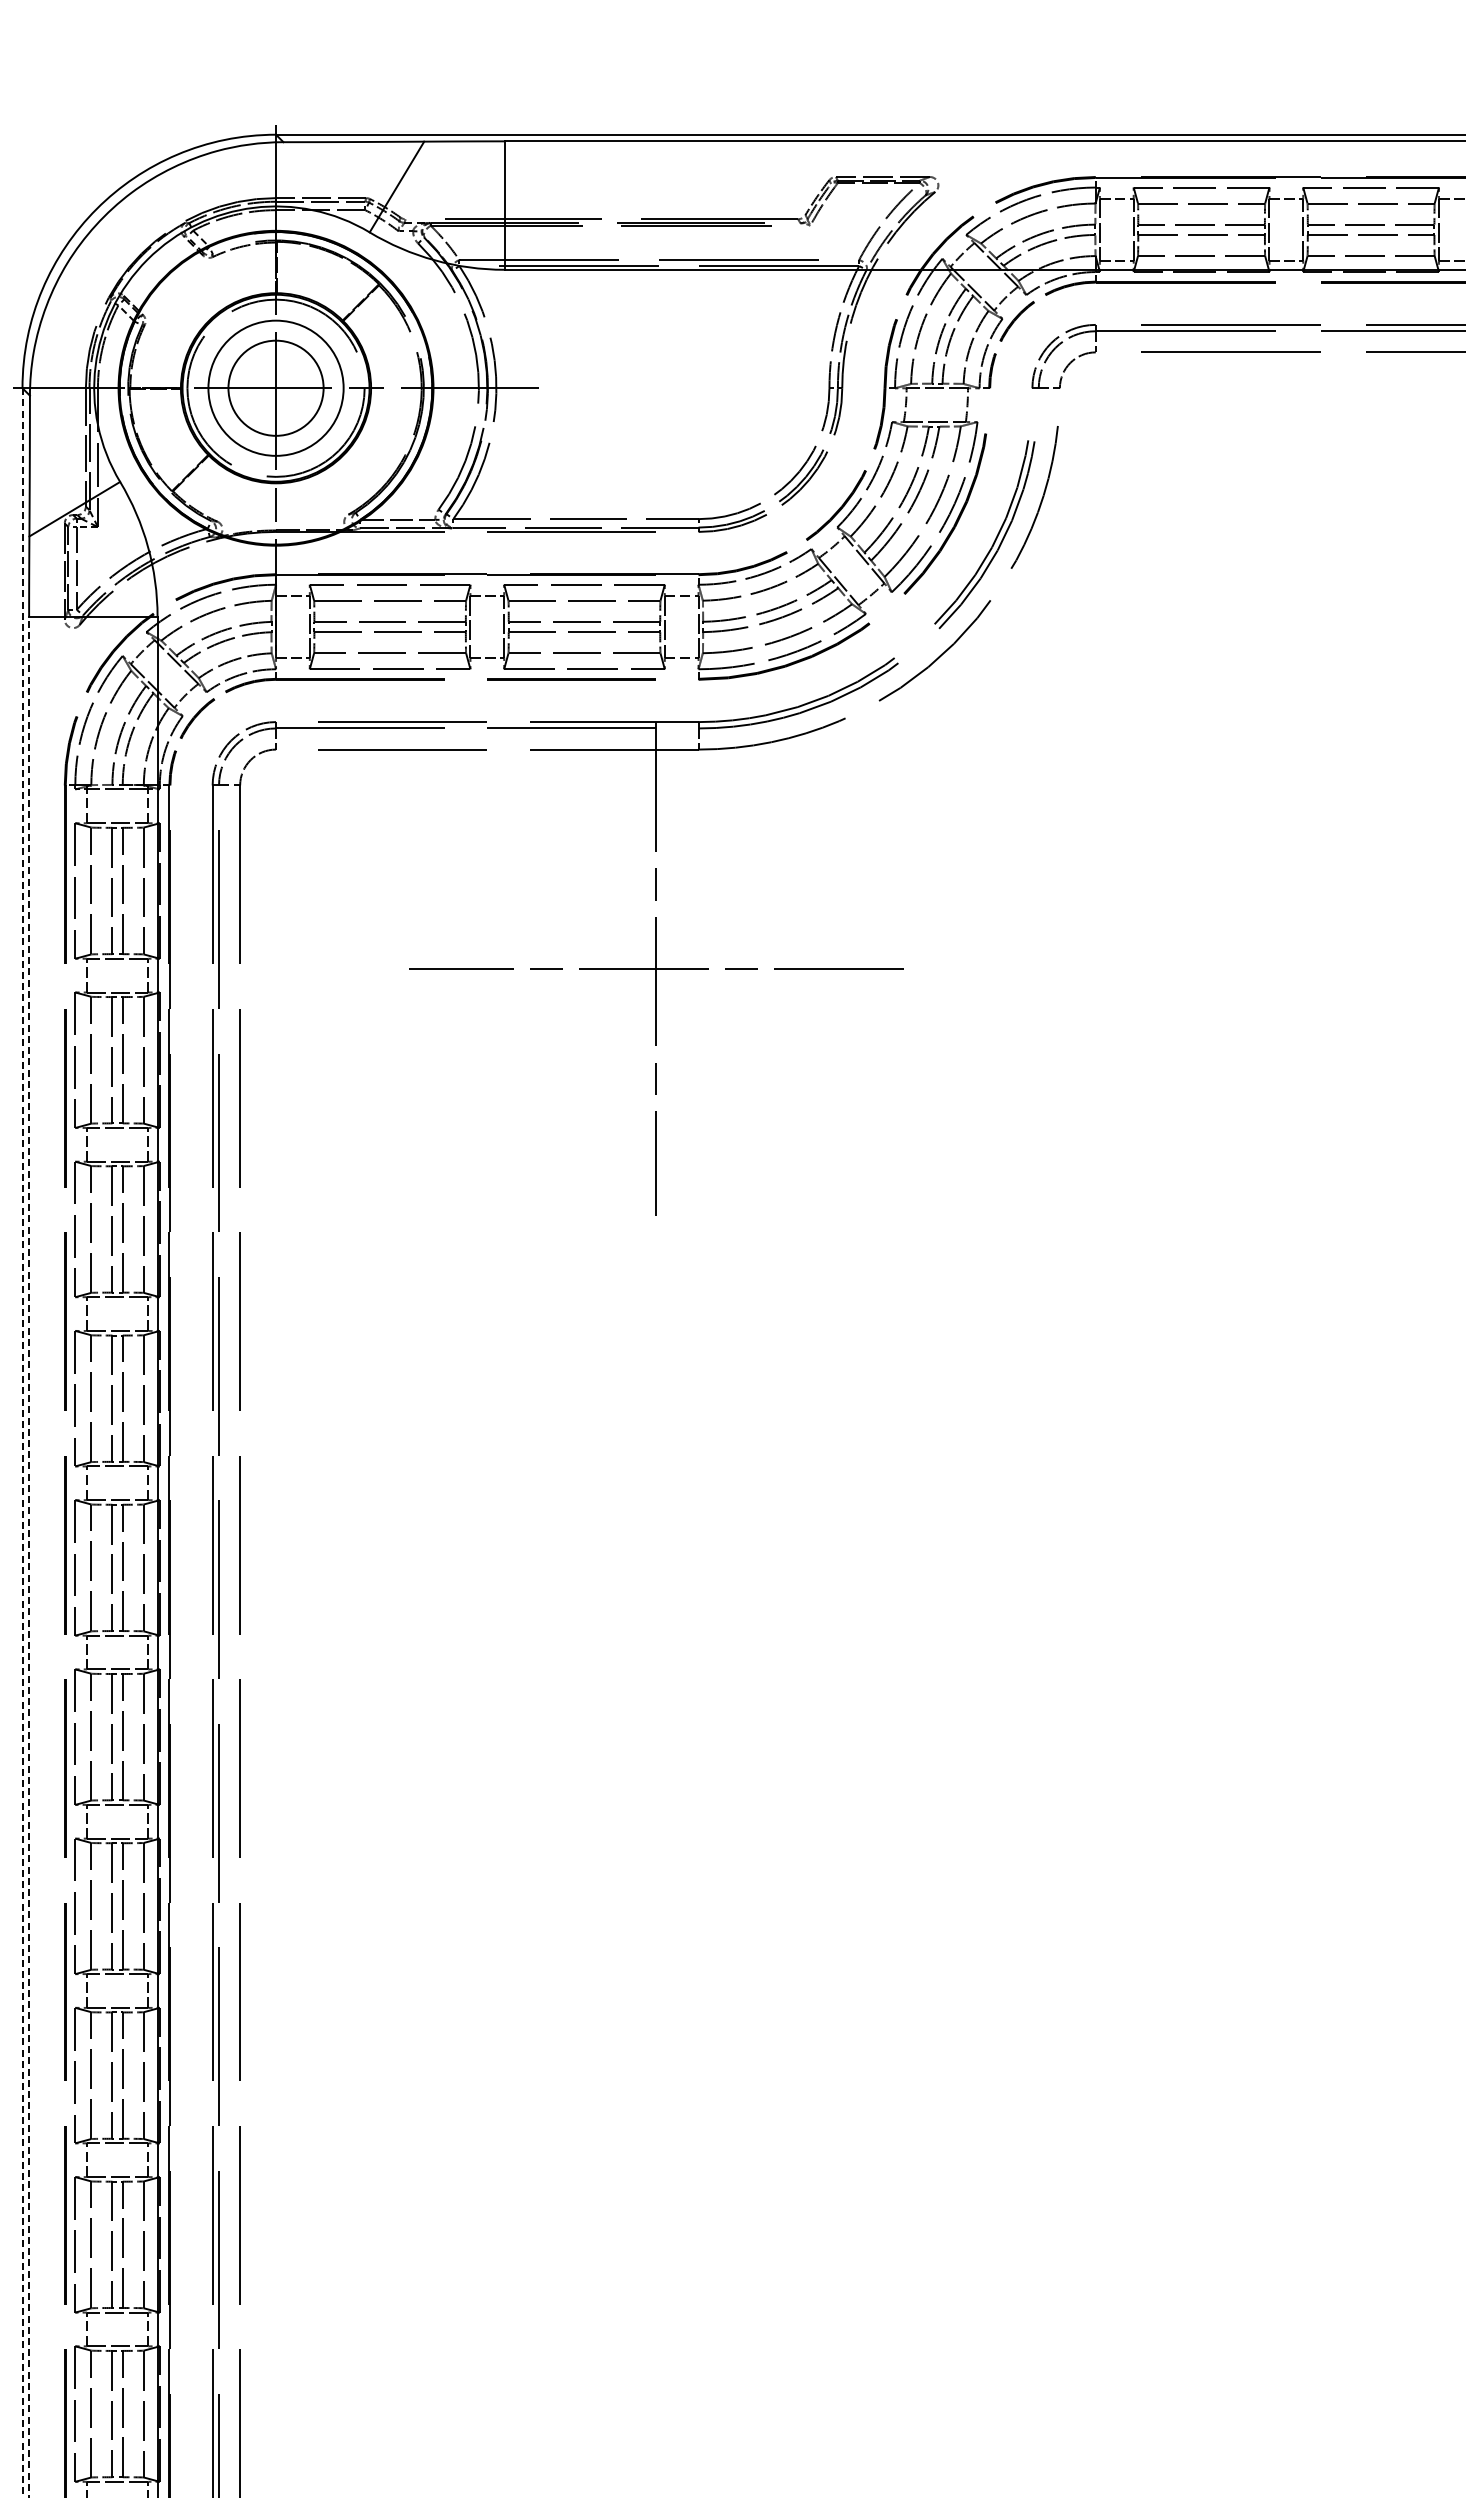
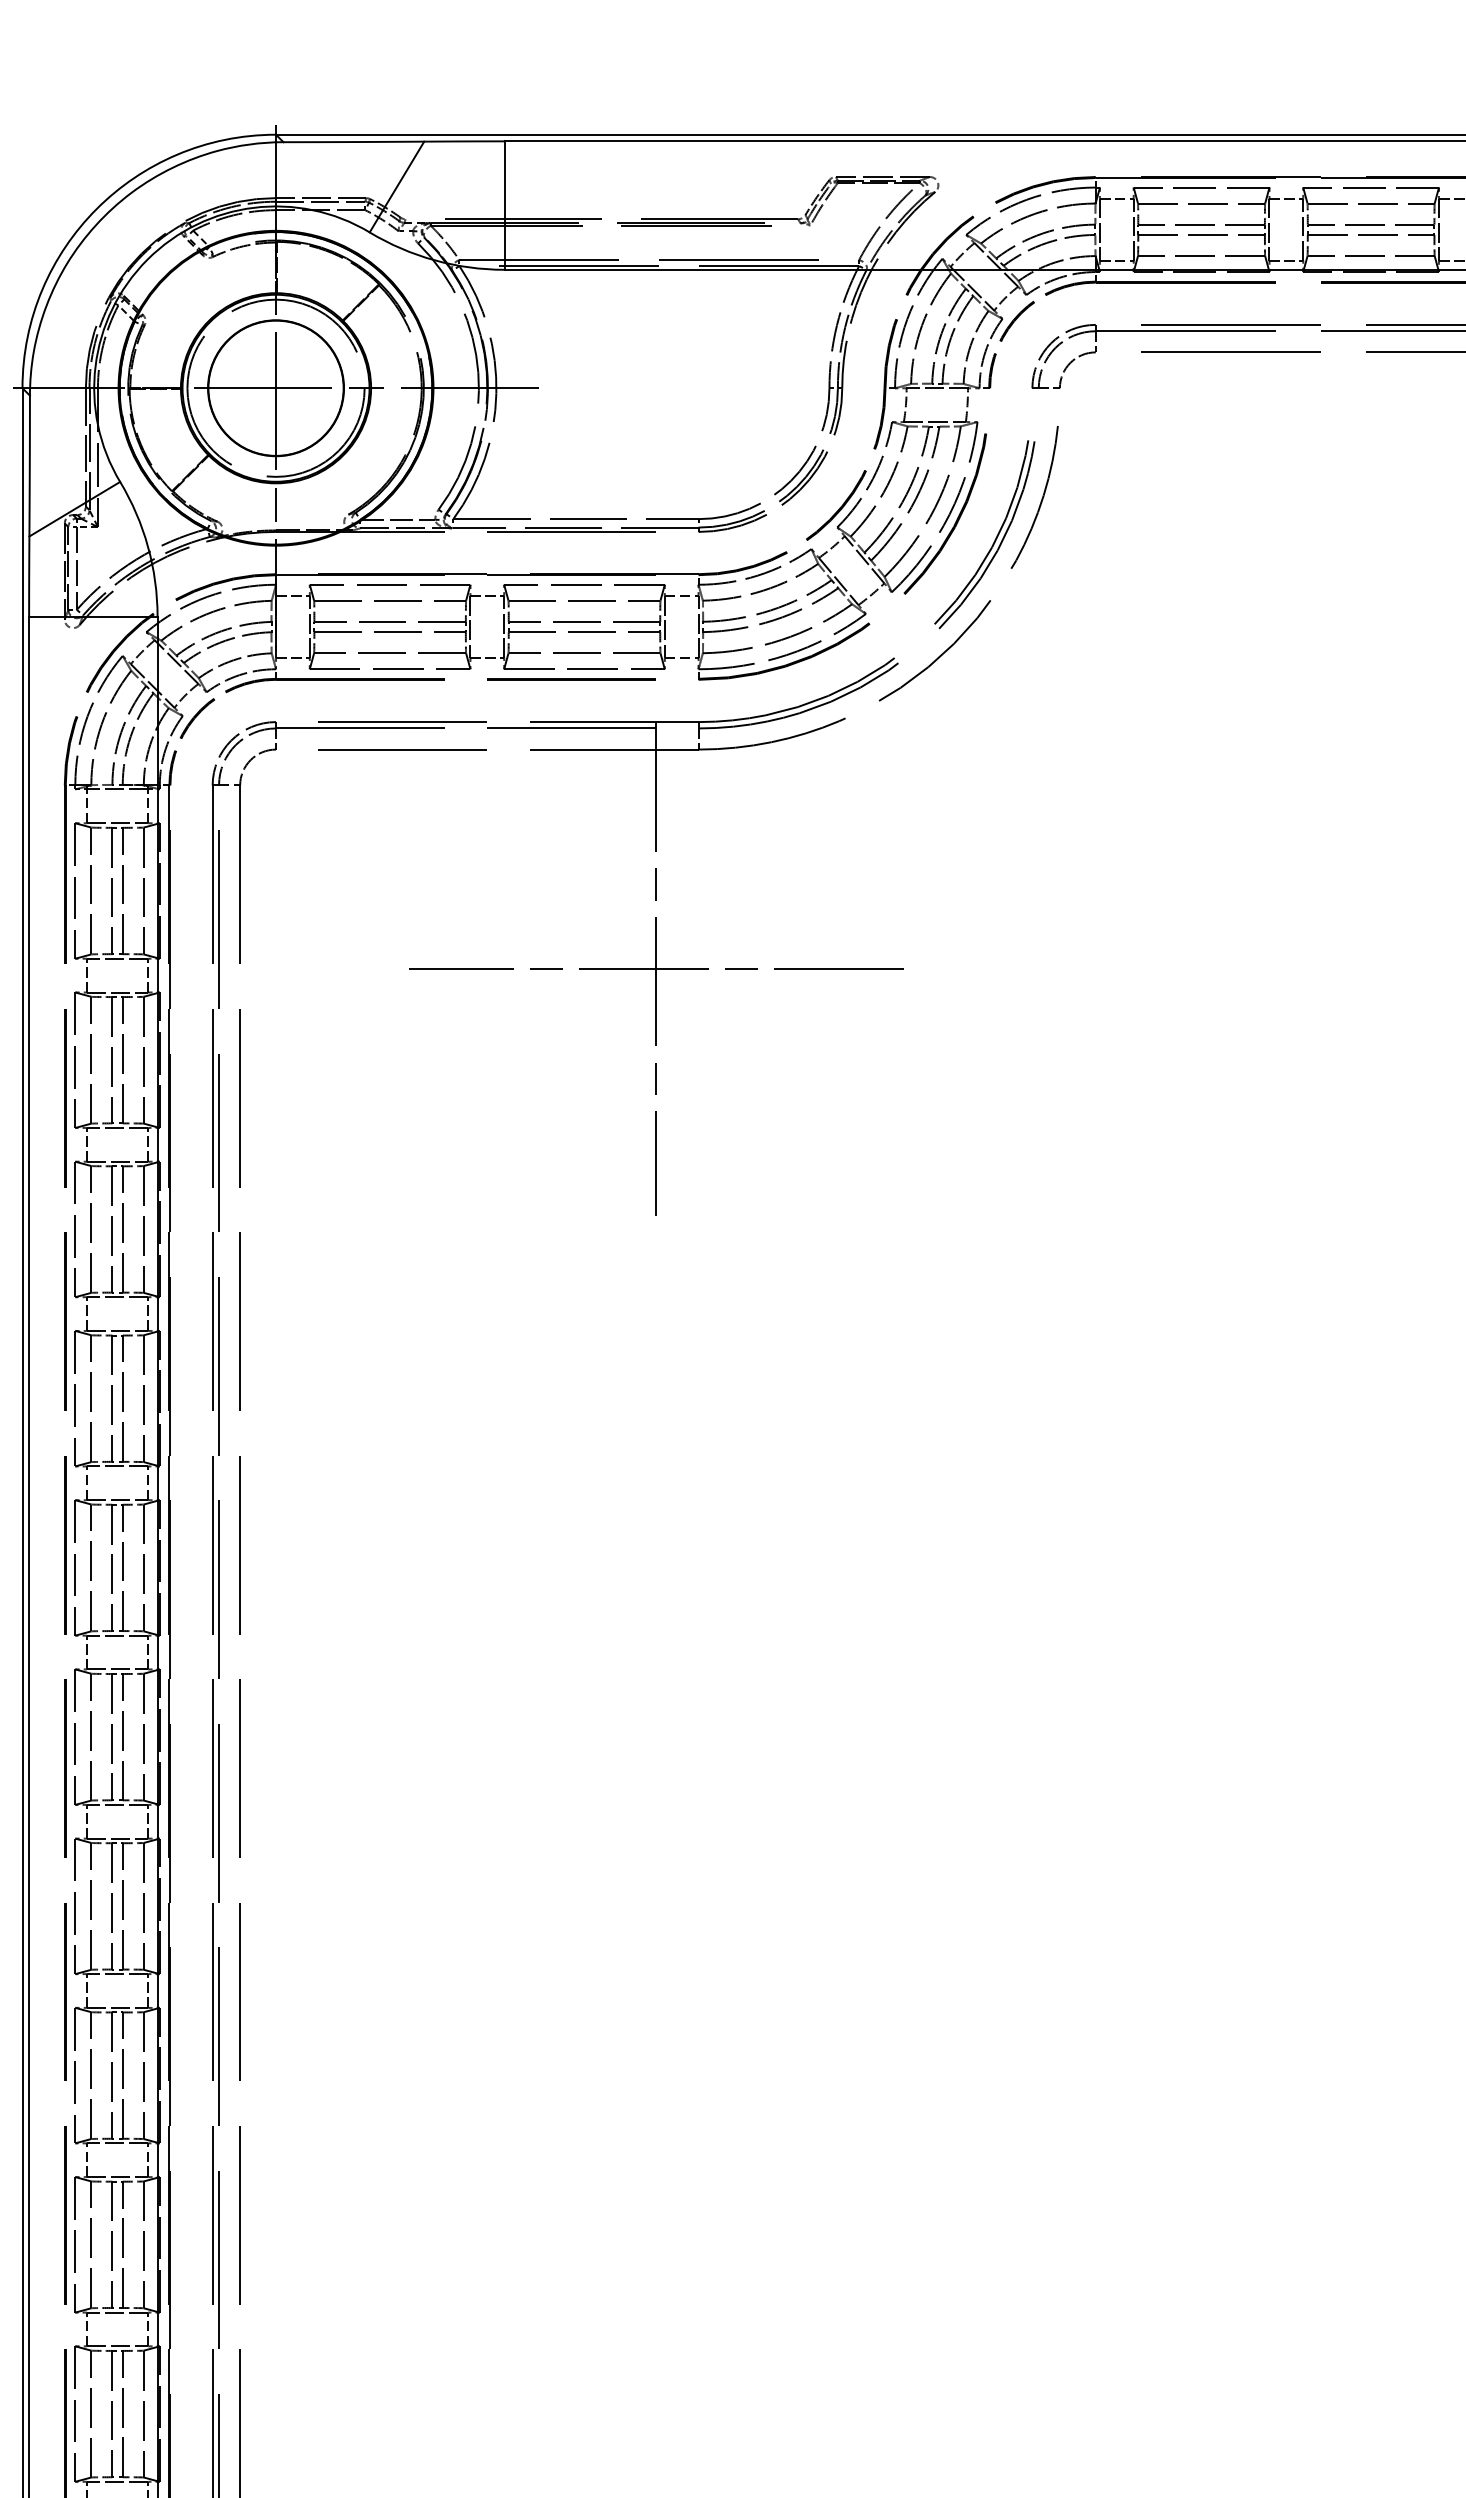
circle diameter: 95 px -> 136 px (276, 388)
line: dashed -> solid (22, 1443)
line: dashed -> solid (29, 1556)
